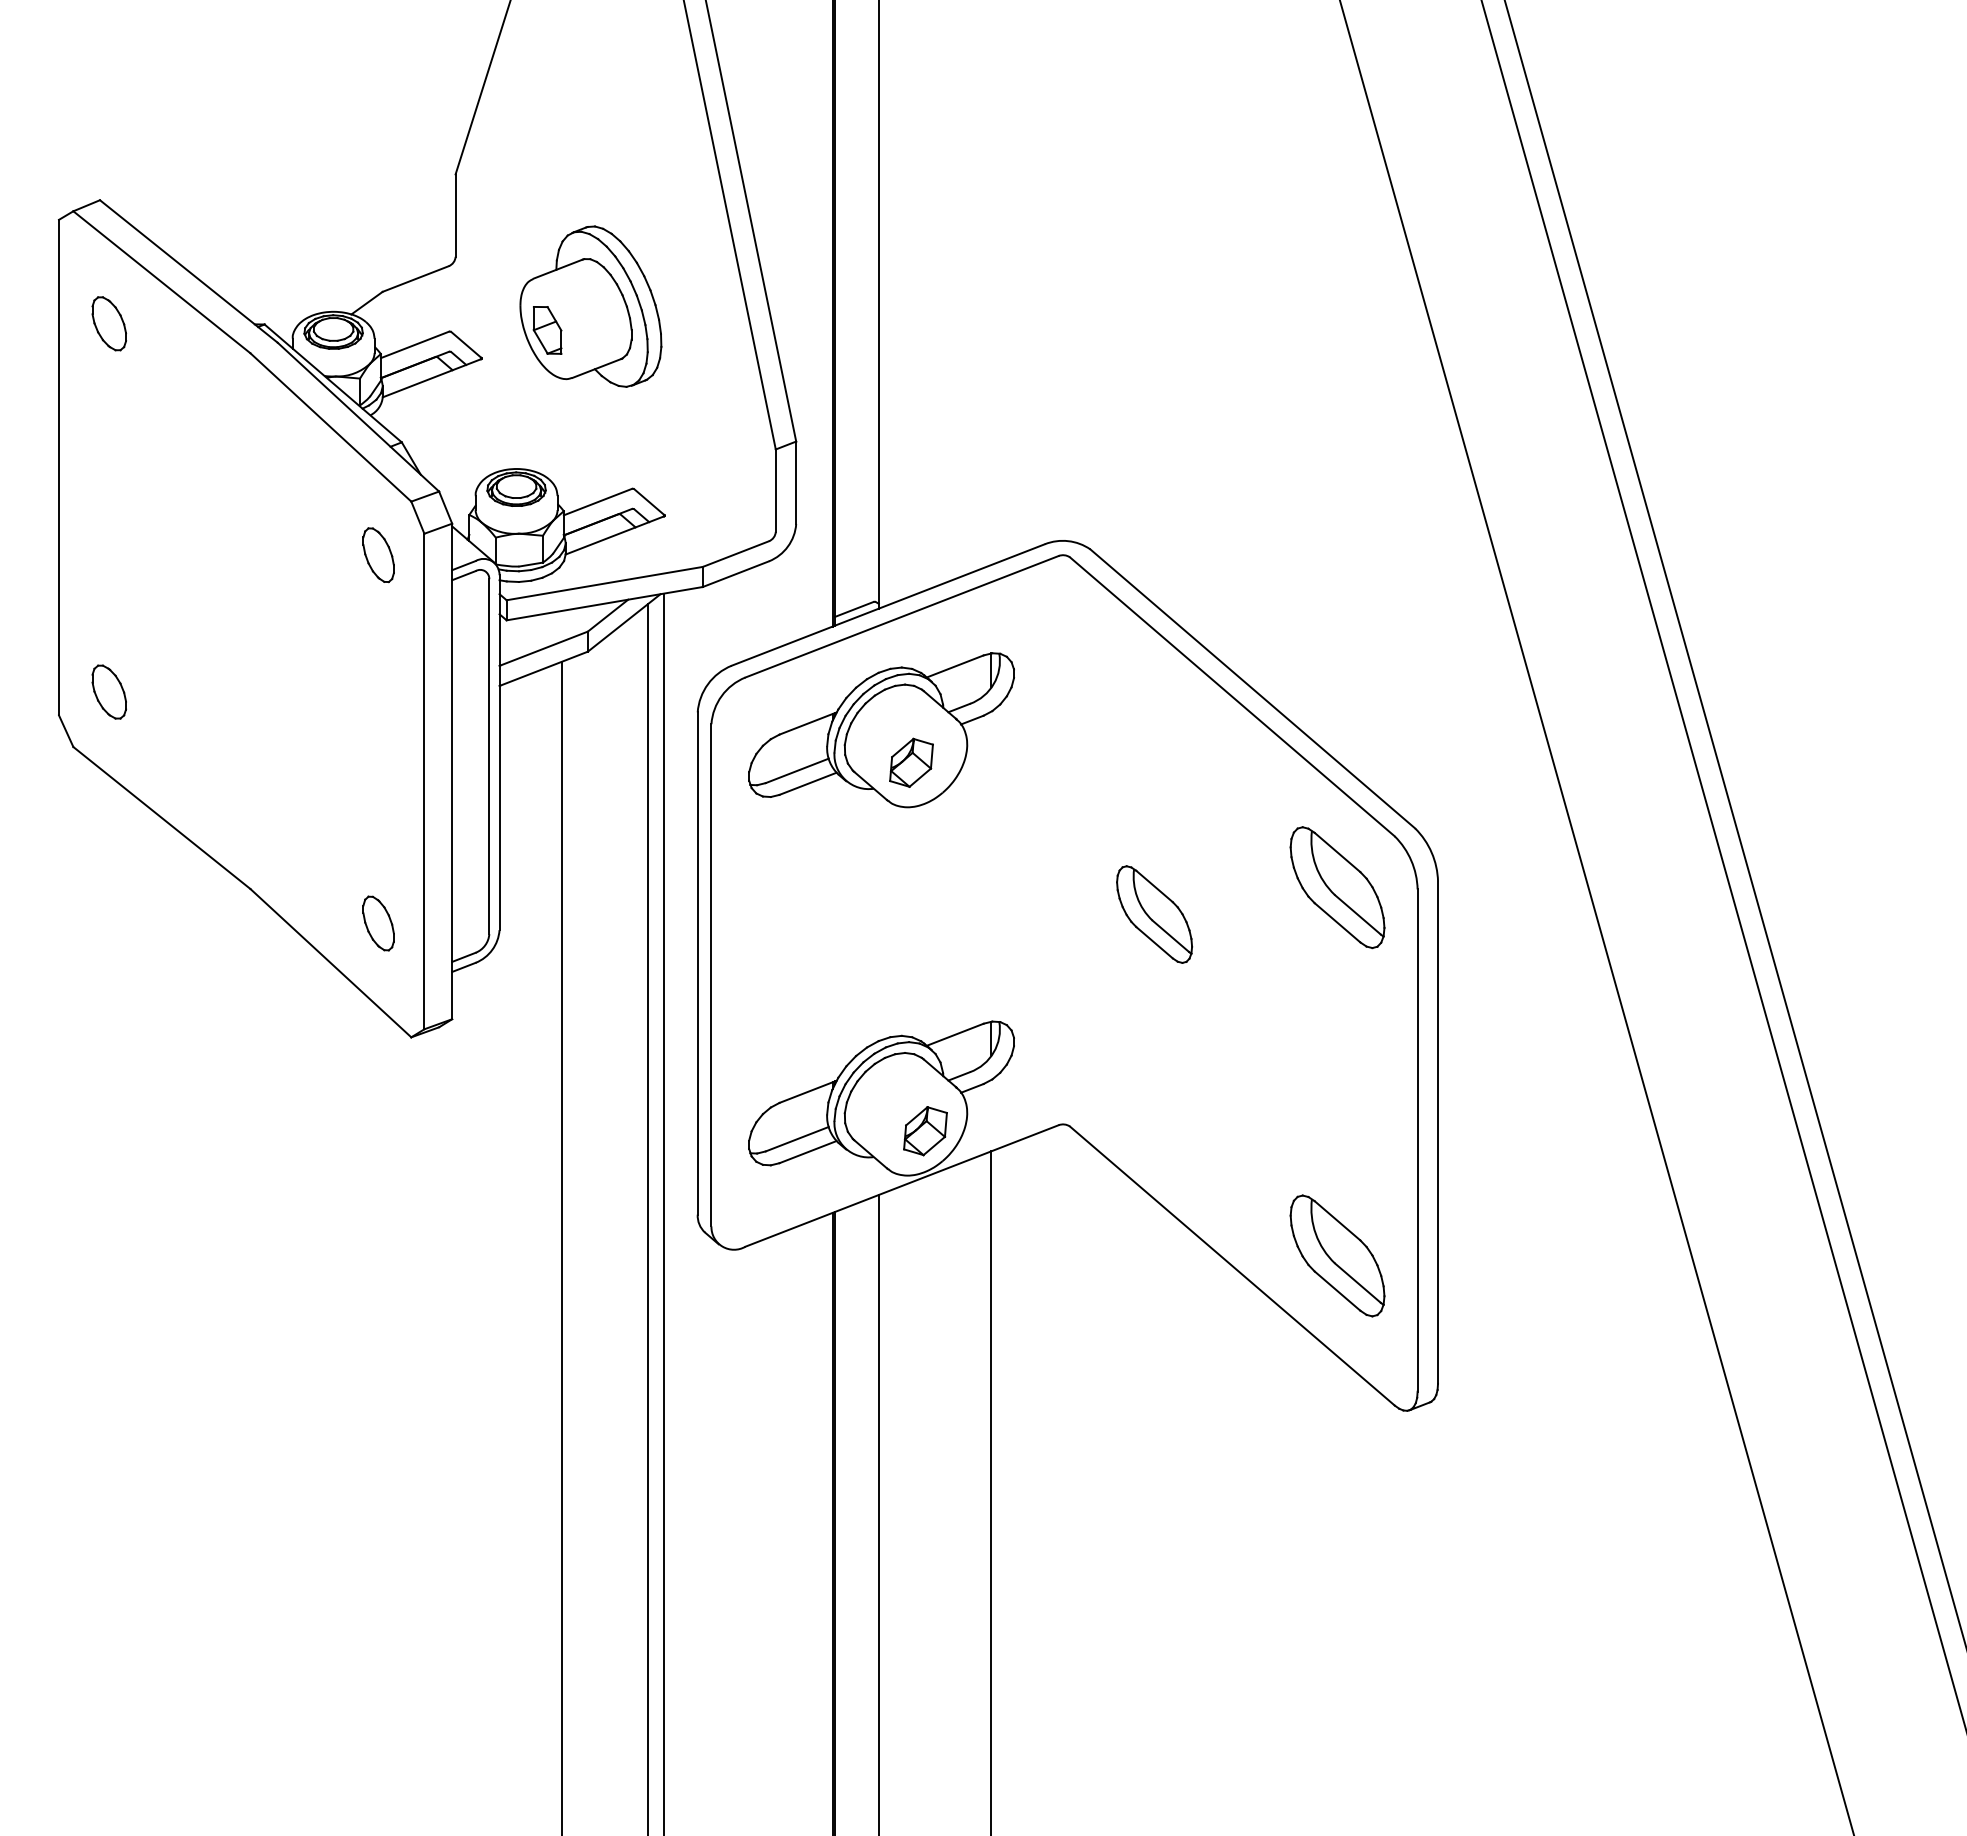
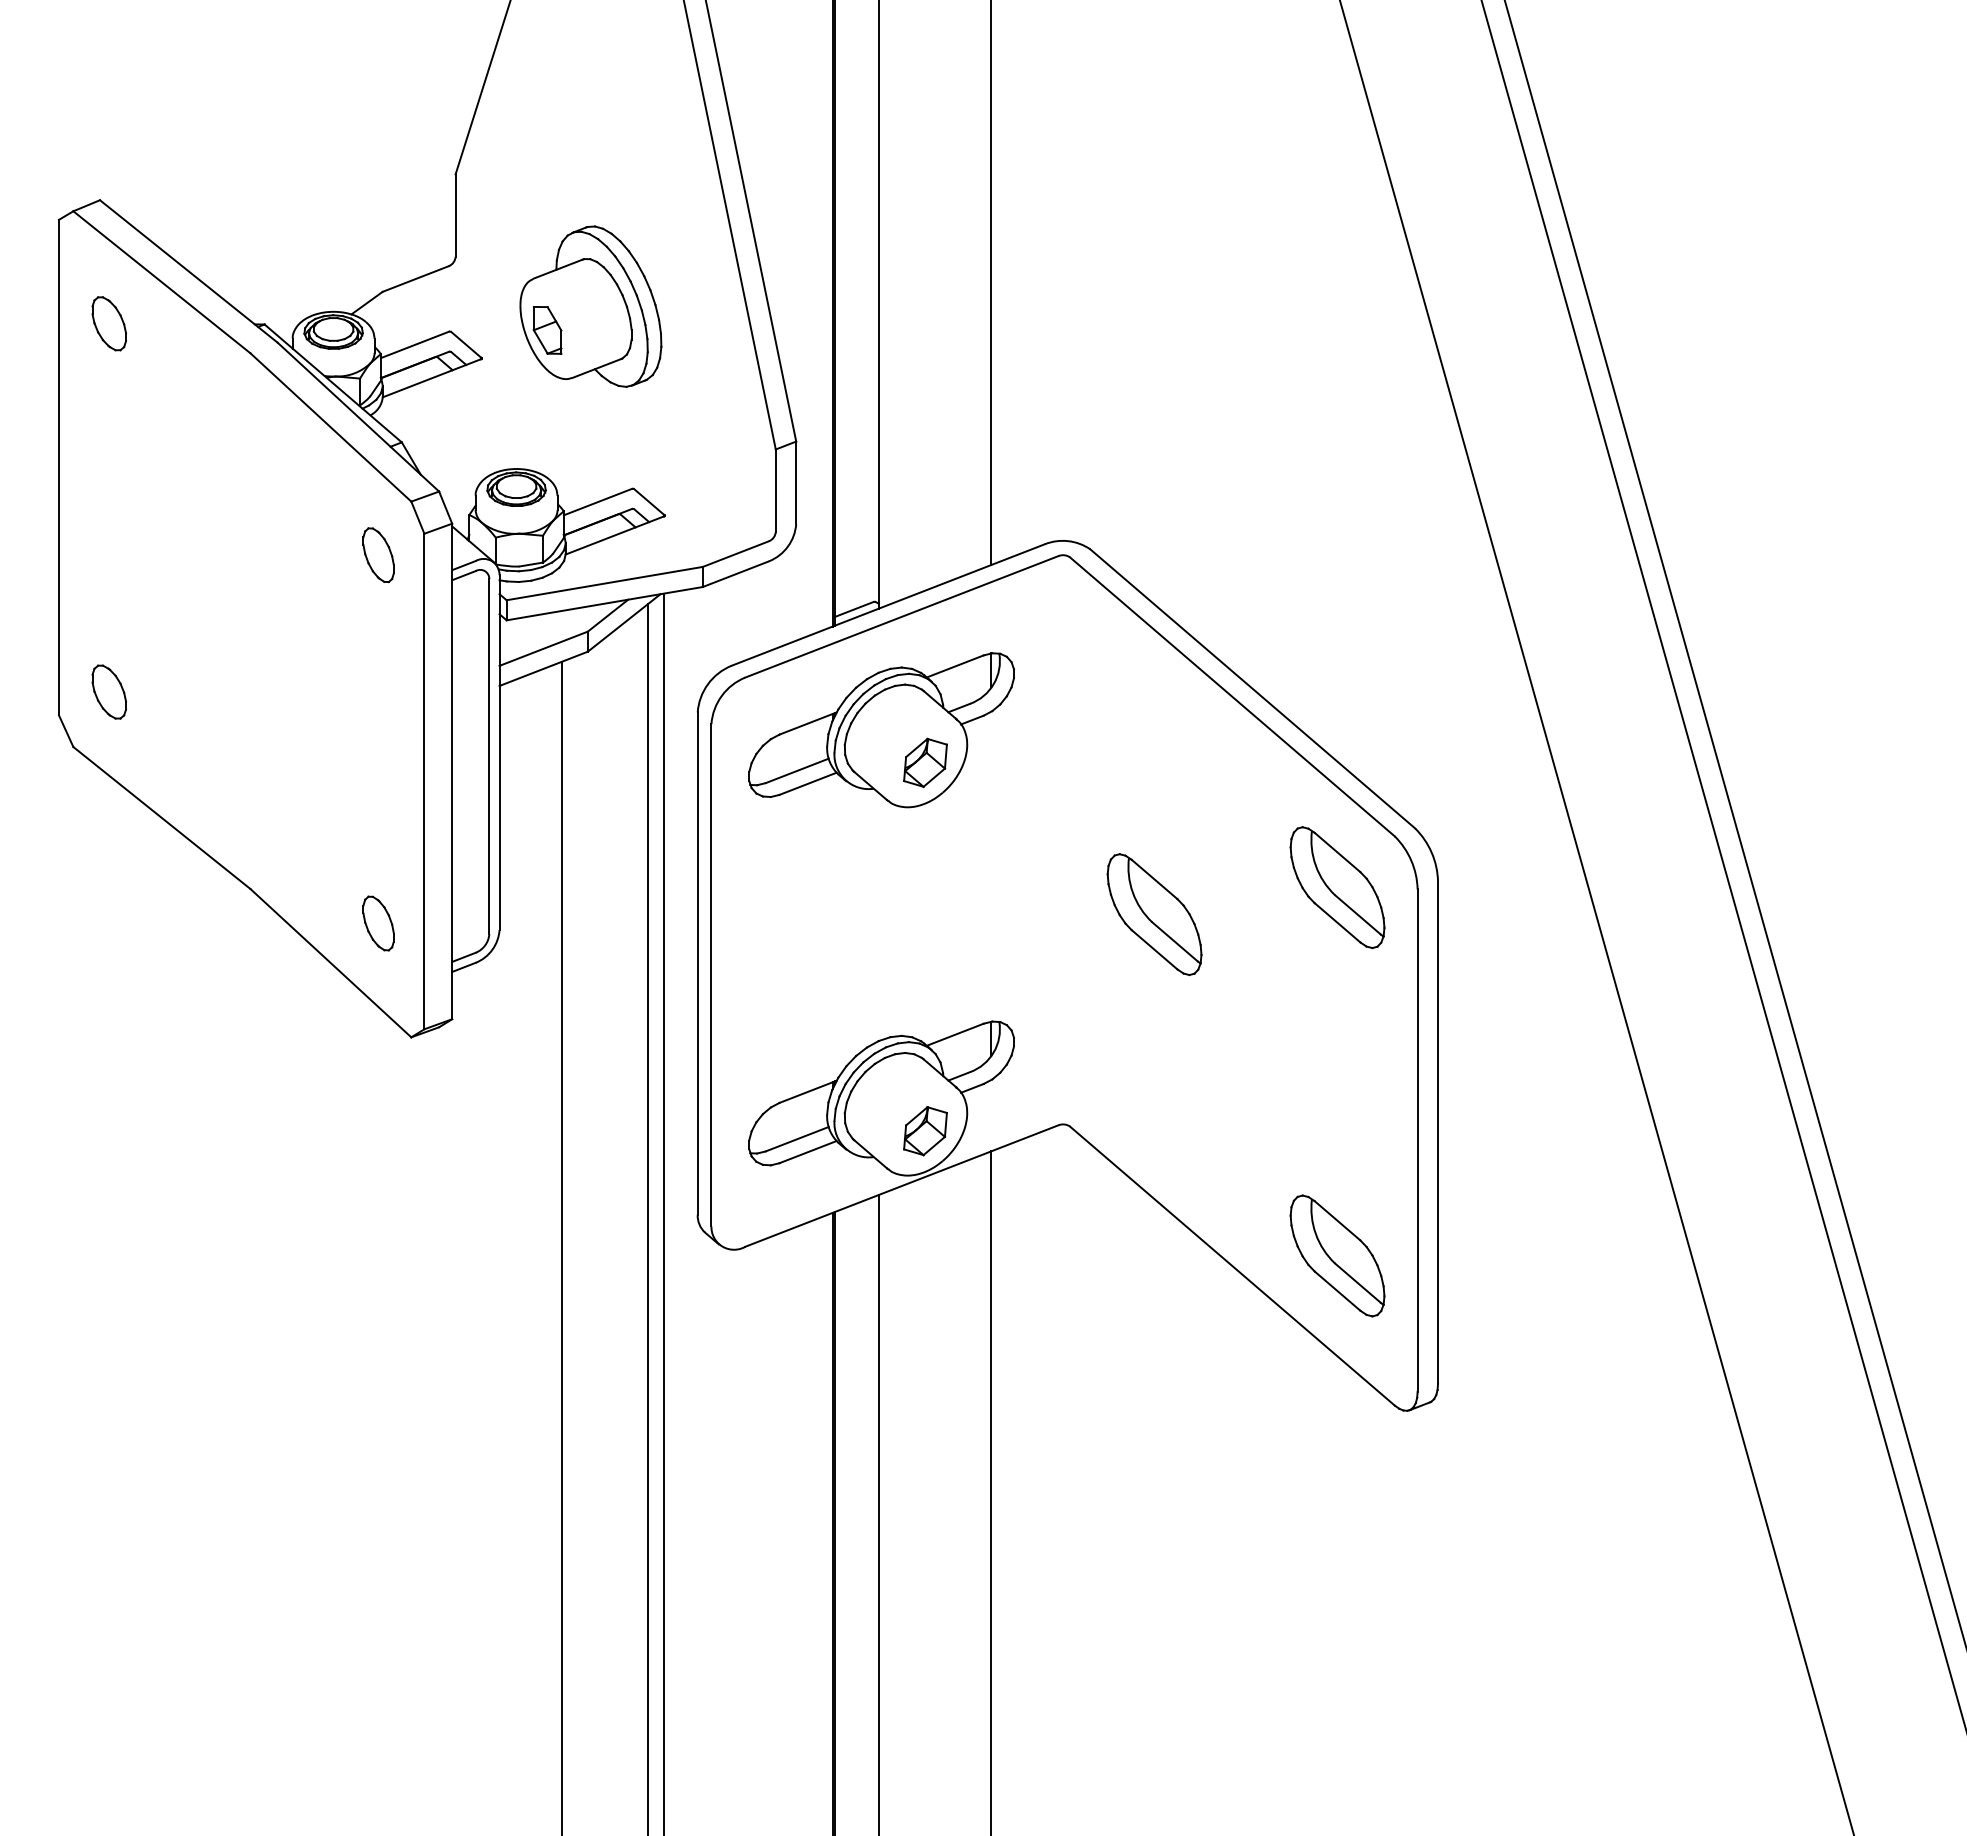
line: none -> present (991, 283)
part position: (911, 762) -> (925, 762) (925, 762)
part size: 78x99 px -> 97x123 px (1154, 914)
